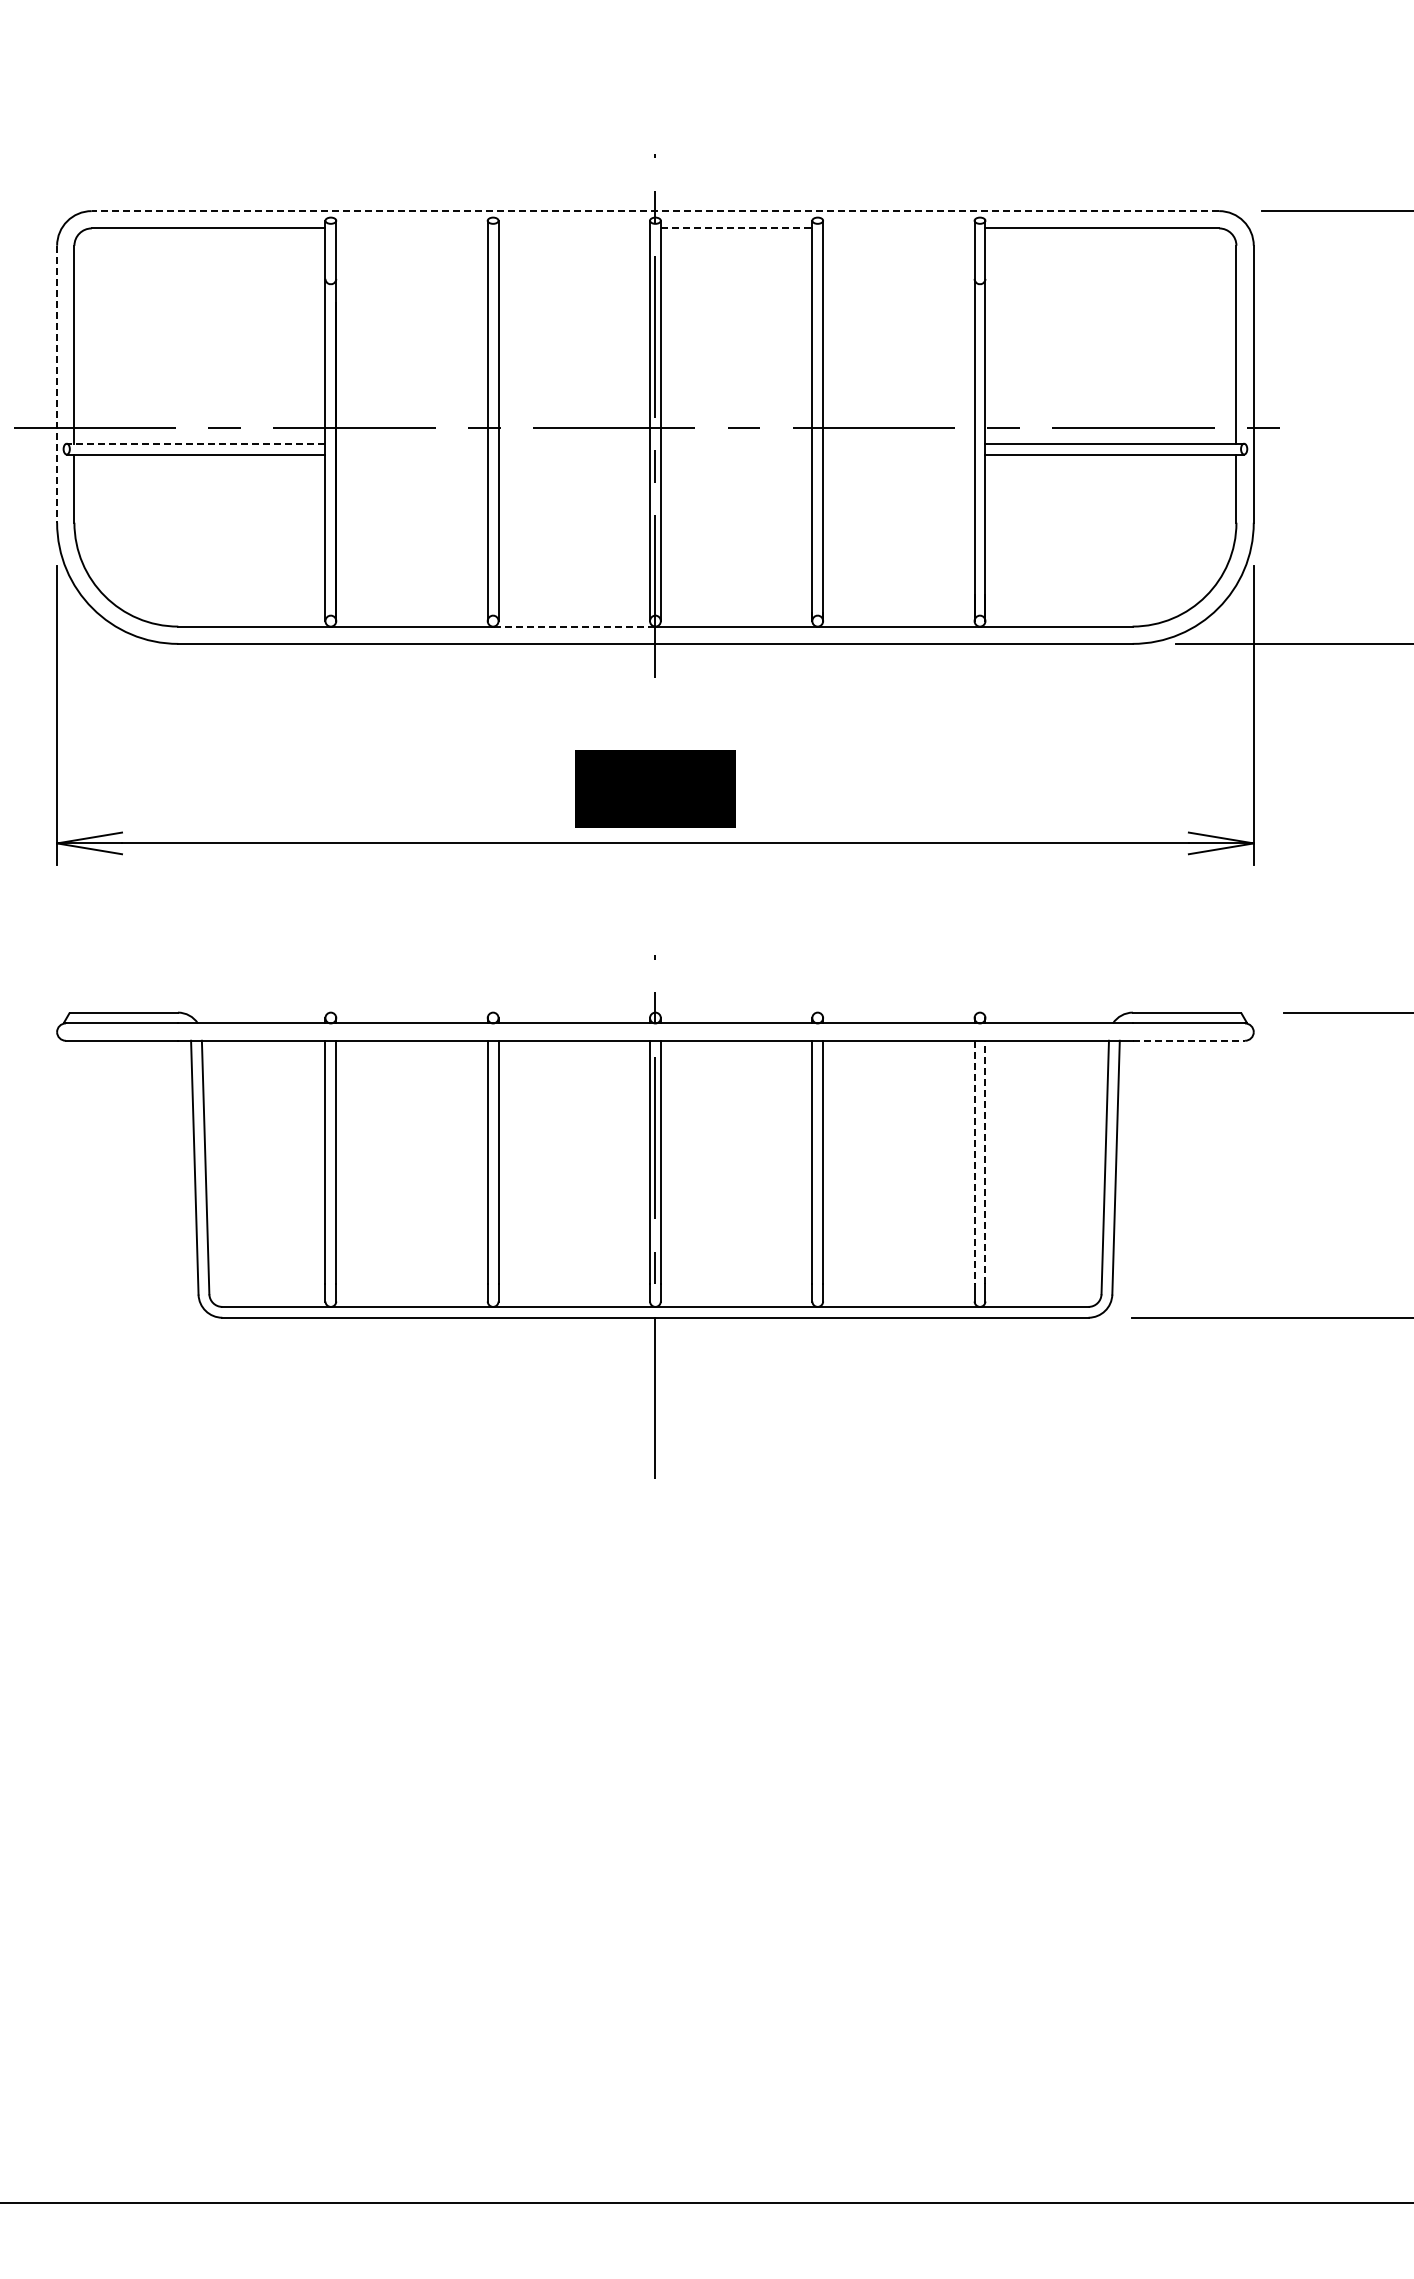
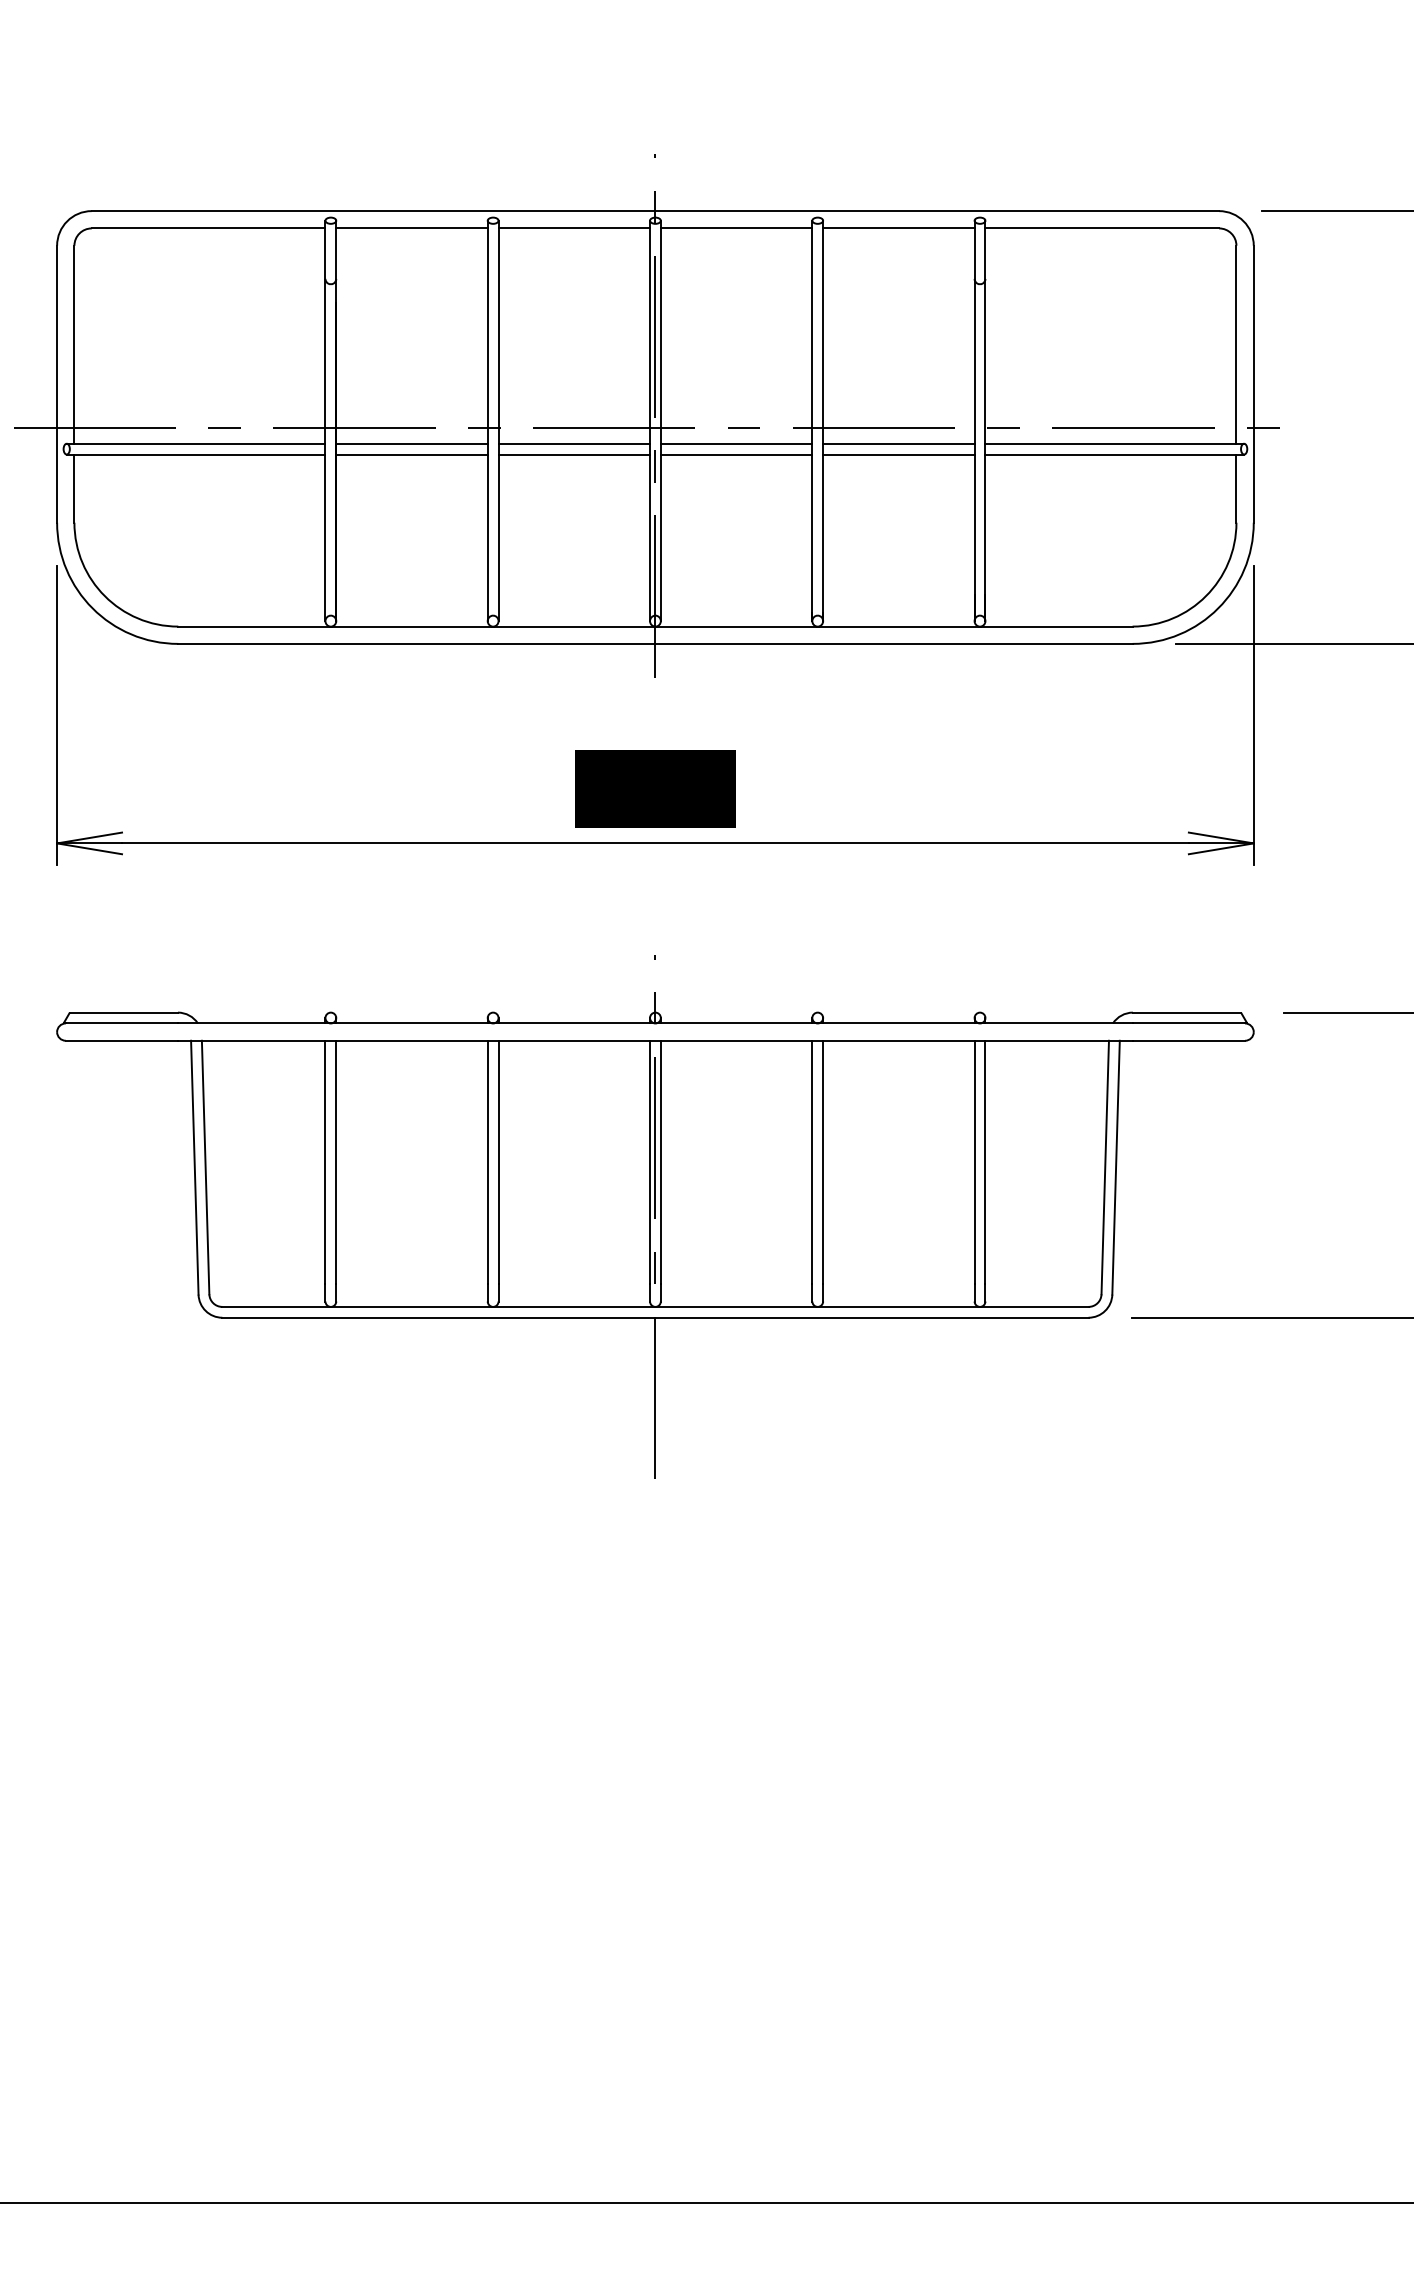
line: dashed -> solid (655, 211)
line: none -> present (411, 228)
line: none -> present (574, 228)
line: dashed -> solid (736, 228)
line: none -> present (898, 228)
line: dashed -> solid (57, 384)
line: dashed -> solid (195, 443)
line: none -> present (411, 443)
line: none -> present (574, 443)
line: none -> present (736, 443)
line: none -> present (898, 443)
line: none -> present (411, 454)
line: none -> present (574, 454)
line: none -> present (736, 454)
line: none -> present (898, 454)
line: dashed -> solid (573, 626)
line: dashed -> solid (1189, 1040)
line: dashed -> solid (985, 1161)
line: dashed -> solid (974, 1162)
